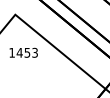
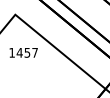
text: 1453 -> 1457 (34, 52)
